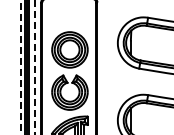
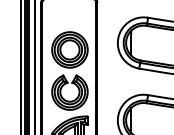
line: dashed -> solid (20, 67)
line: dashed -> solid (34, 67)
